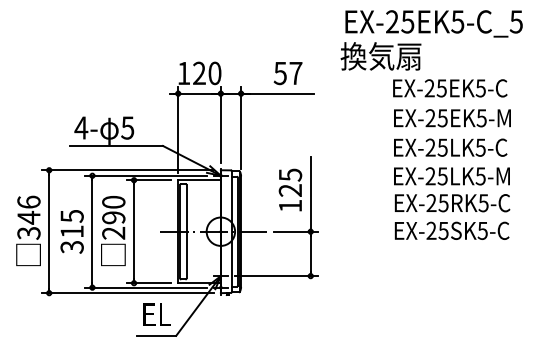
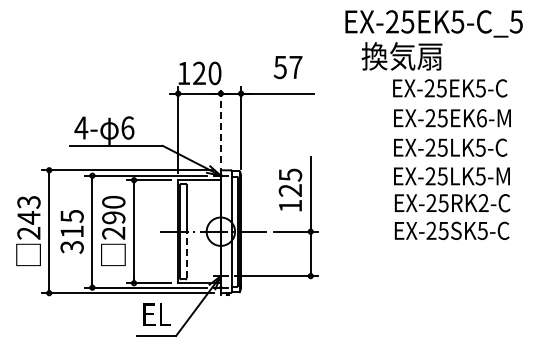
text position: (380, 56) -> (401, 56) (401, 56)
text position: (287, 73) -> (287, 67) (287, 67)
text: EX-25EK5-M -> EX-25EK6-M (481, 118)
line: solid -> dashed (220, 124)
text: 5 -> 6 (127, 127)
text: EX-25RK5-C -> EX-25RK2-C (483, 203)
text: 346 -> 243 (28, 217)
line: solid -> dashed (186, 254)
